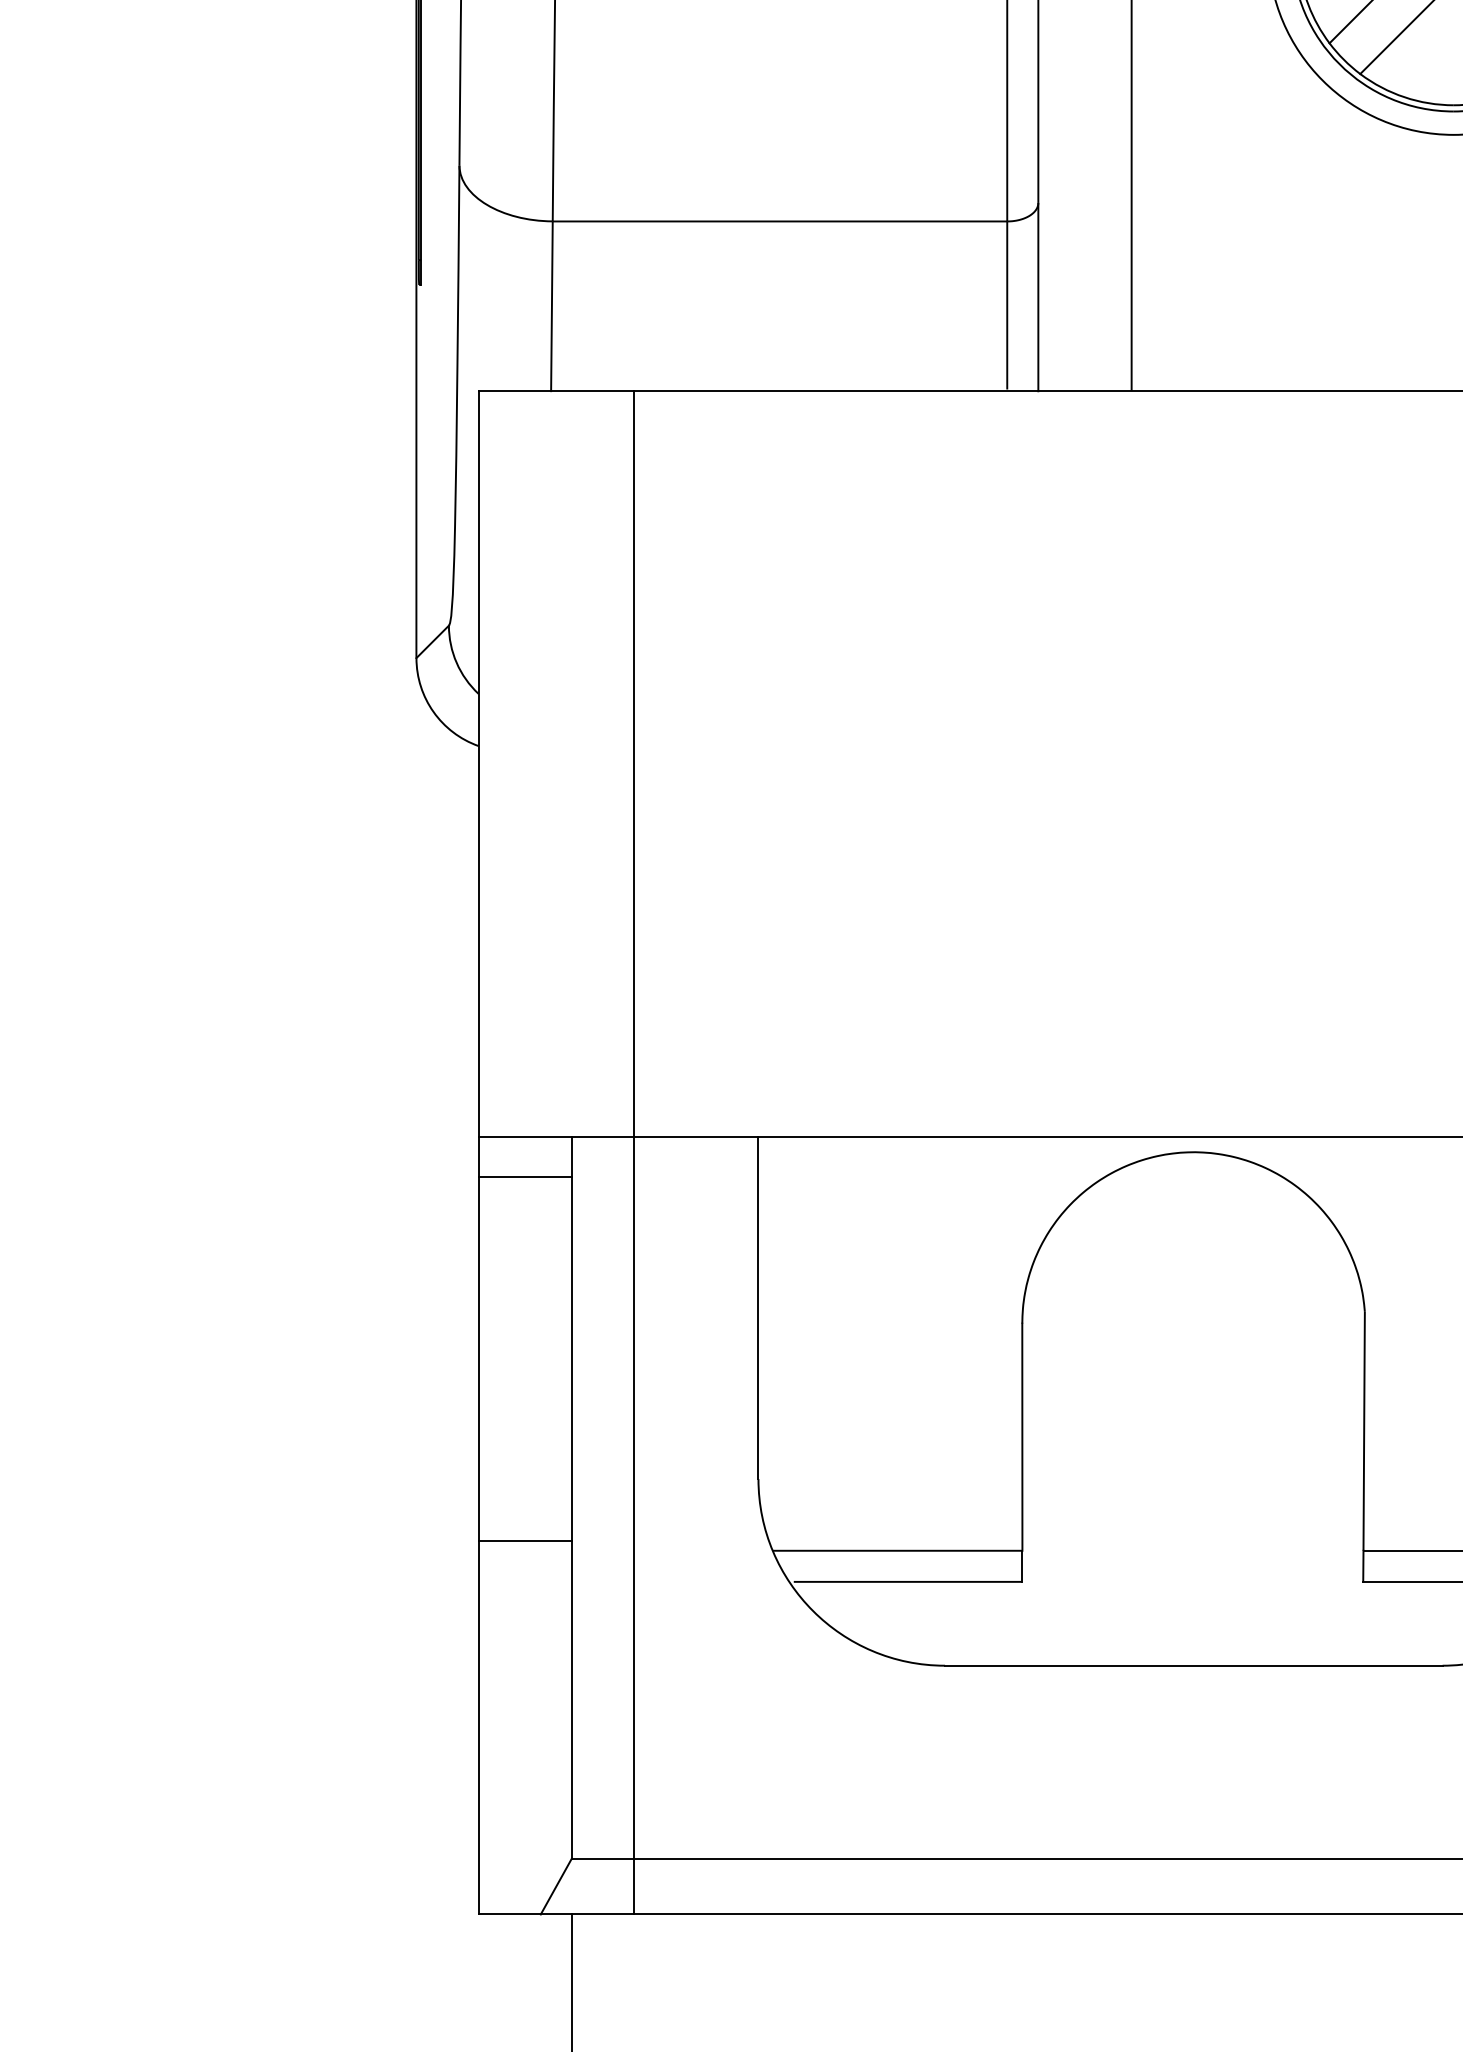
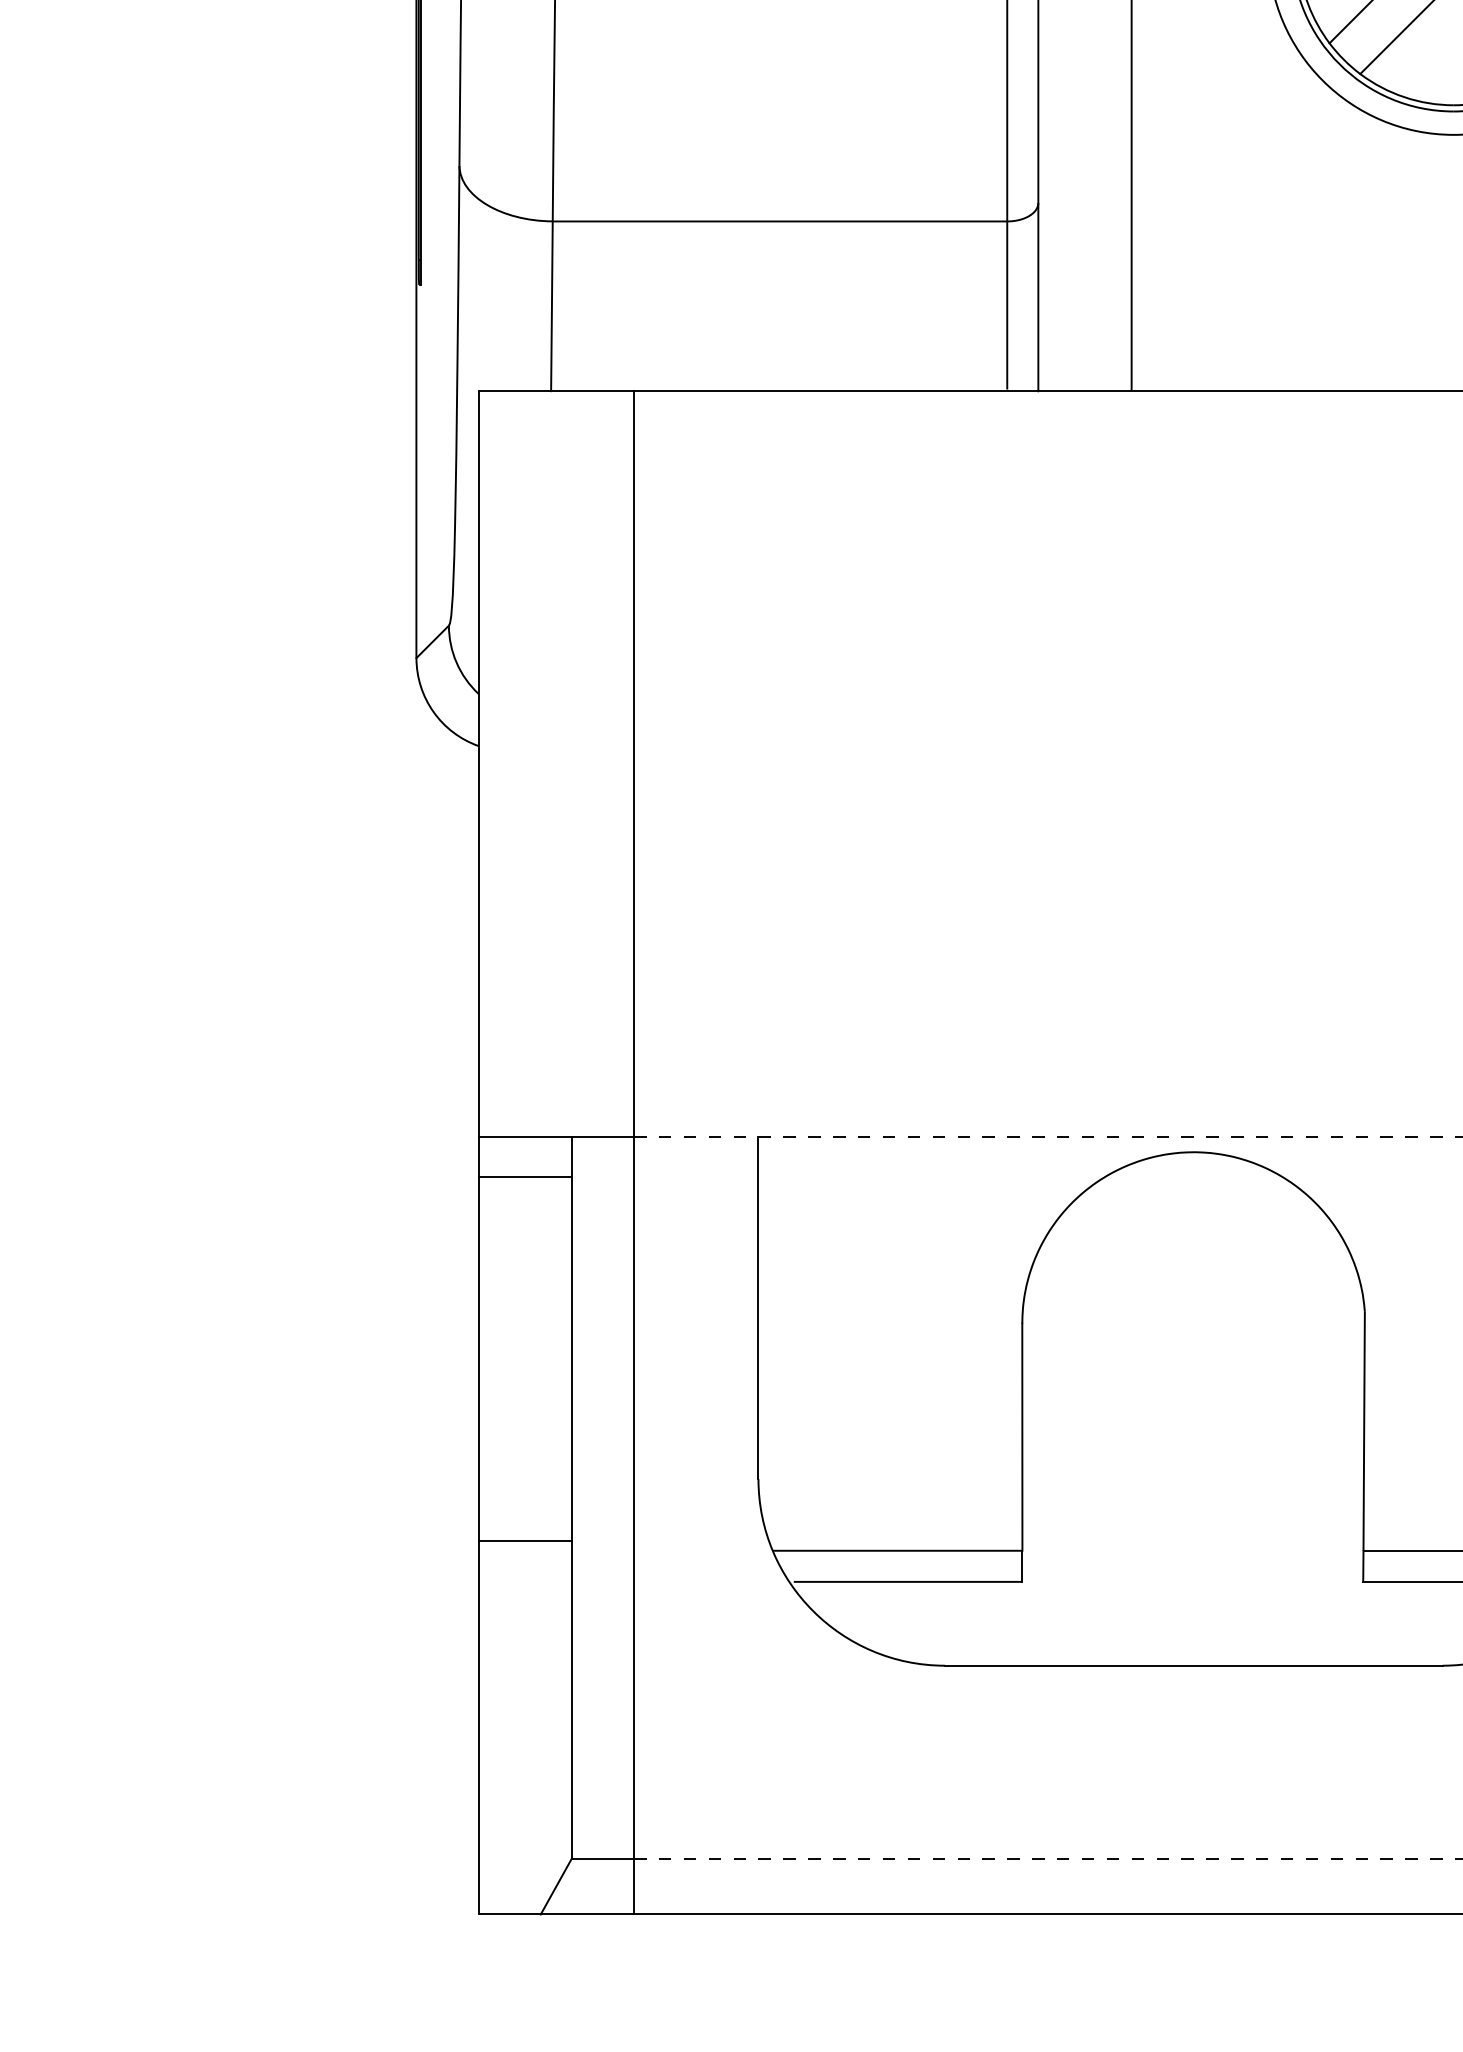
line: solid -> dashed (1048, 1137)
line: solid -> dashed (1048, 1858)
line: present -> none (571, 1981)
